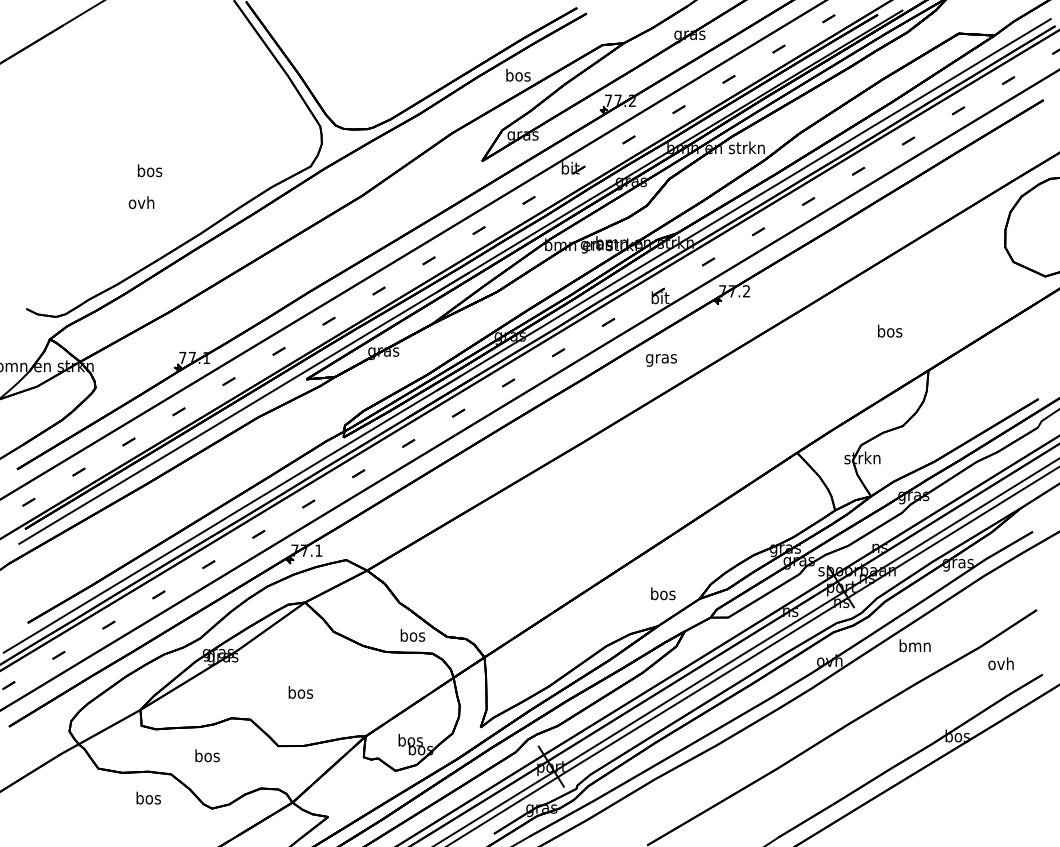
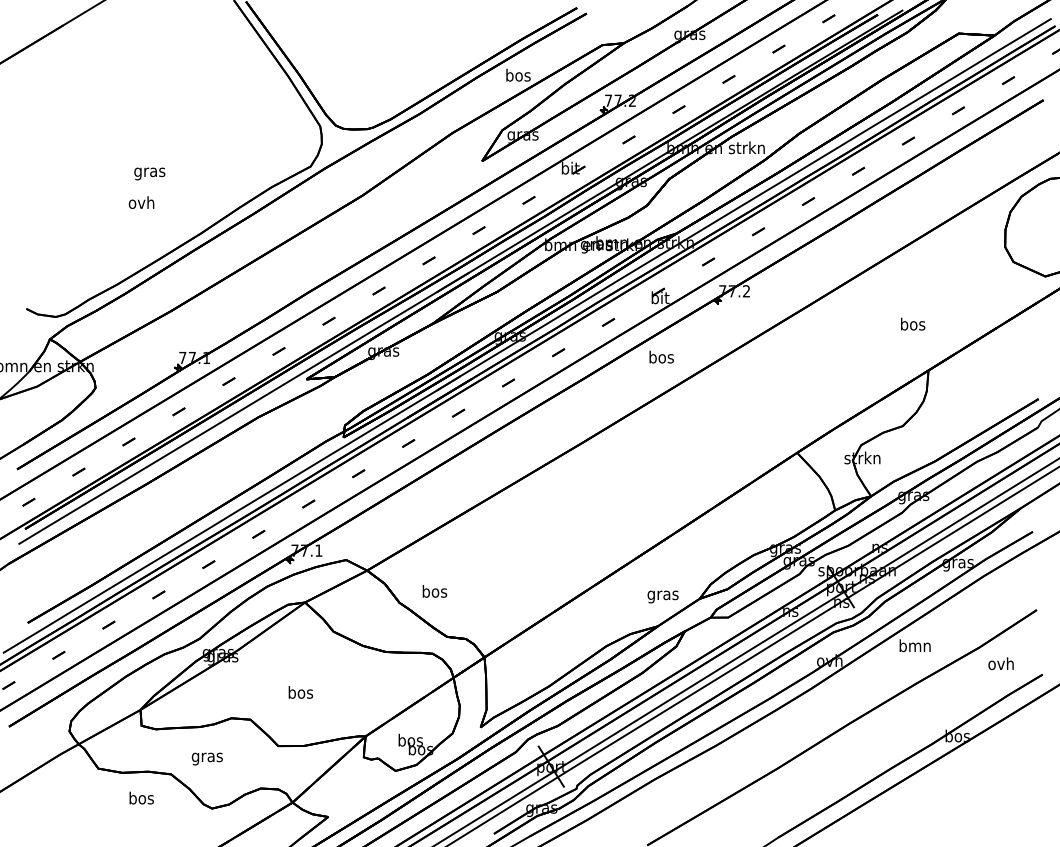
text: bos -> gras (149, 172)
text position: (890, 330) -> (913, 323) (913, 323)
text: gras -> bos (661, 358)
text: bos -> gras (662, 595)
text position: (412, 635) -> (434, 591) (434, 591)
text: bos -> gras (206, 757)
text position: (148, 797) -> (141, 797) (141, 797)
